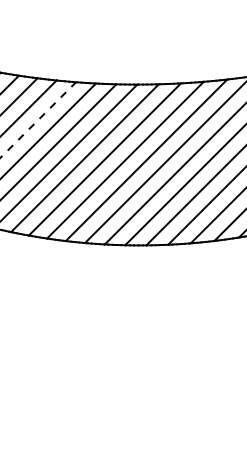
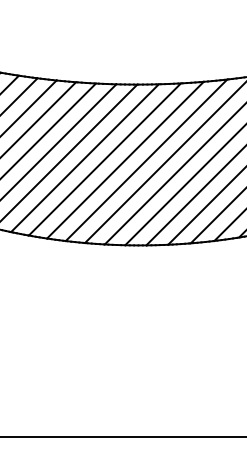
line: dashed -> solid (38, 119)
line: none -> present (122, 436)
